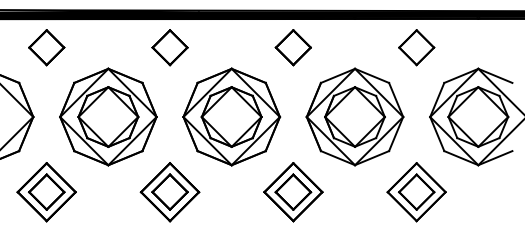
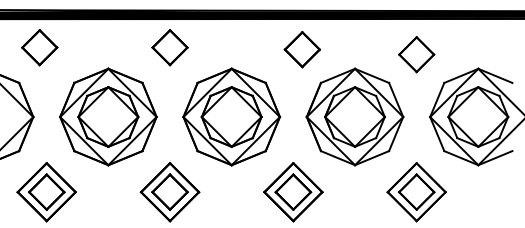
part position: (46, 47) -> (39, 47) (39, 47)
part position: (292, 47) -> (301, 49) (301, 49)
part position: (416, 47) -> (416, 54) (416, 54)
